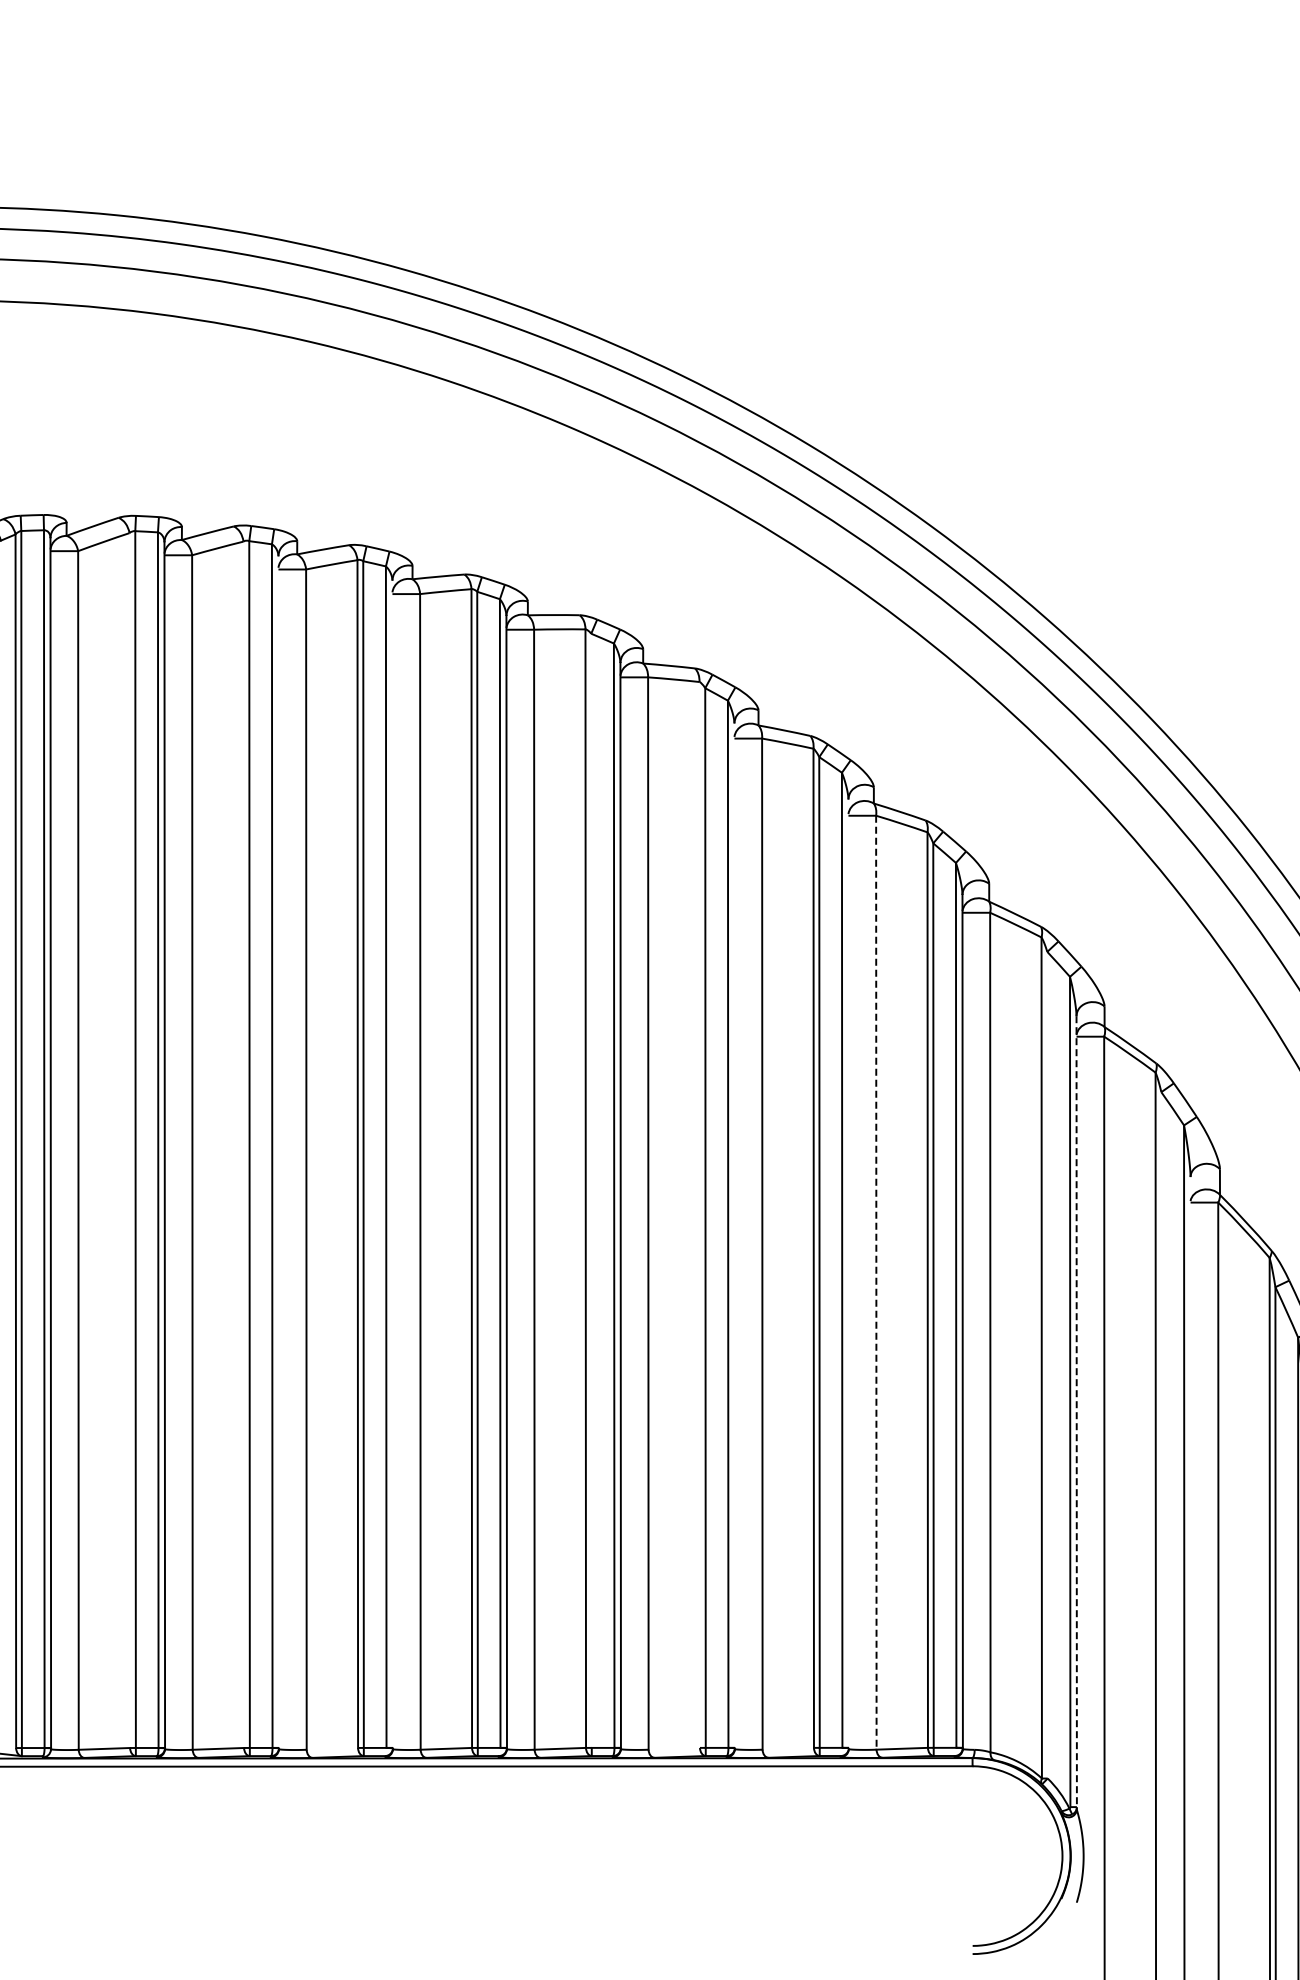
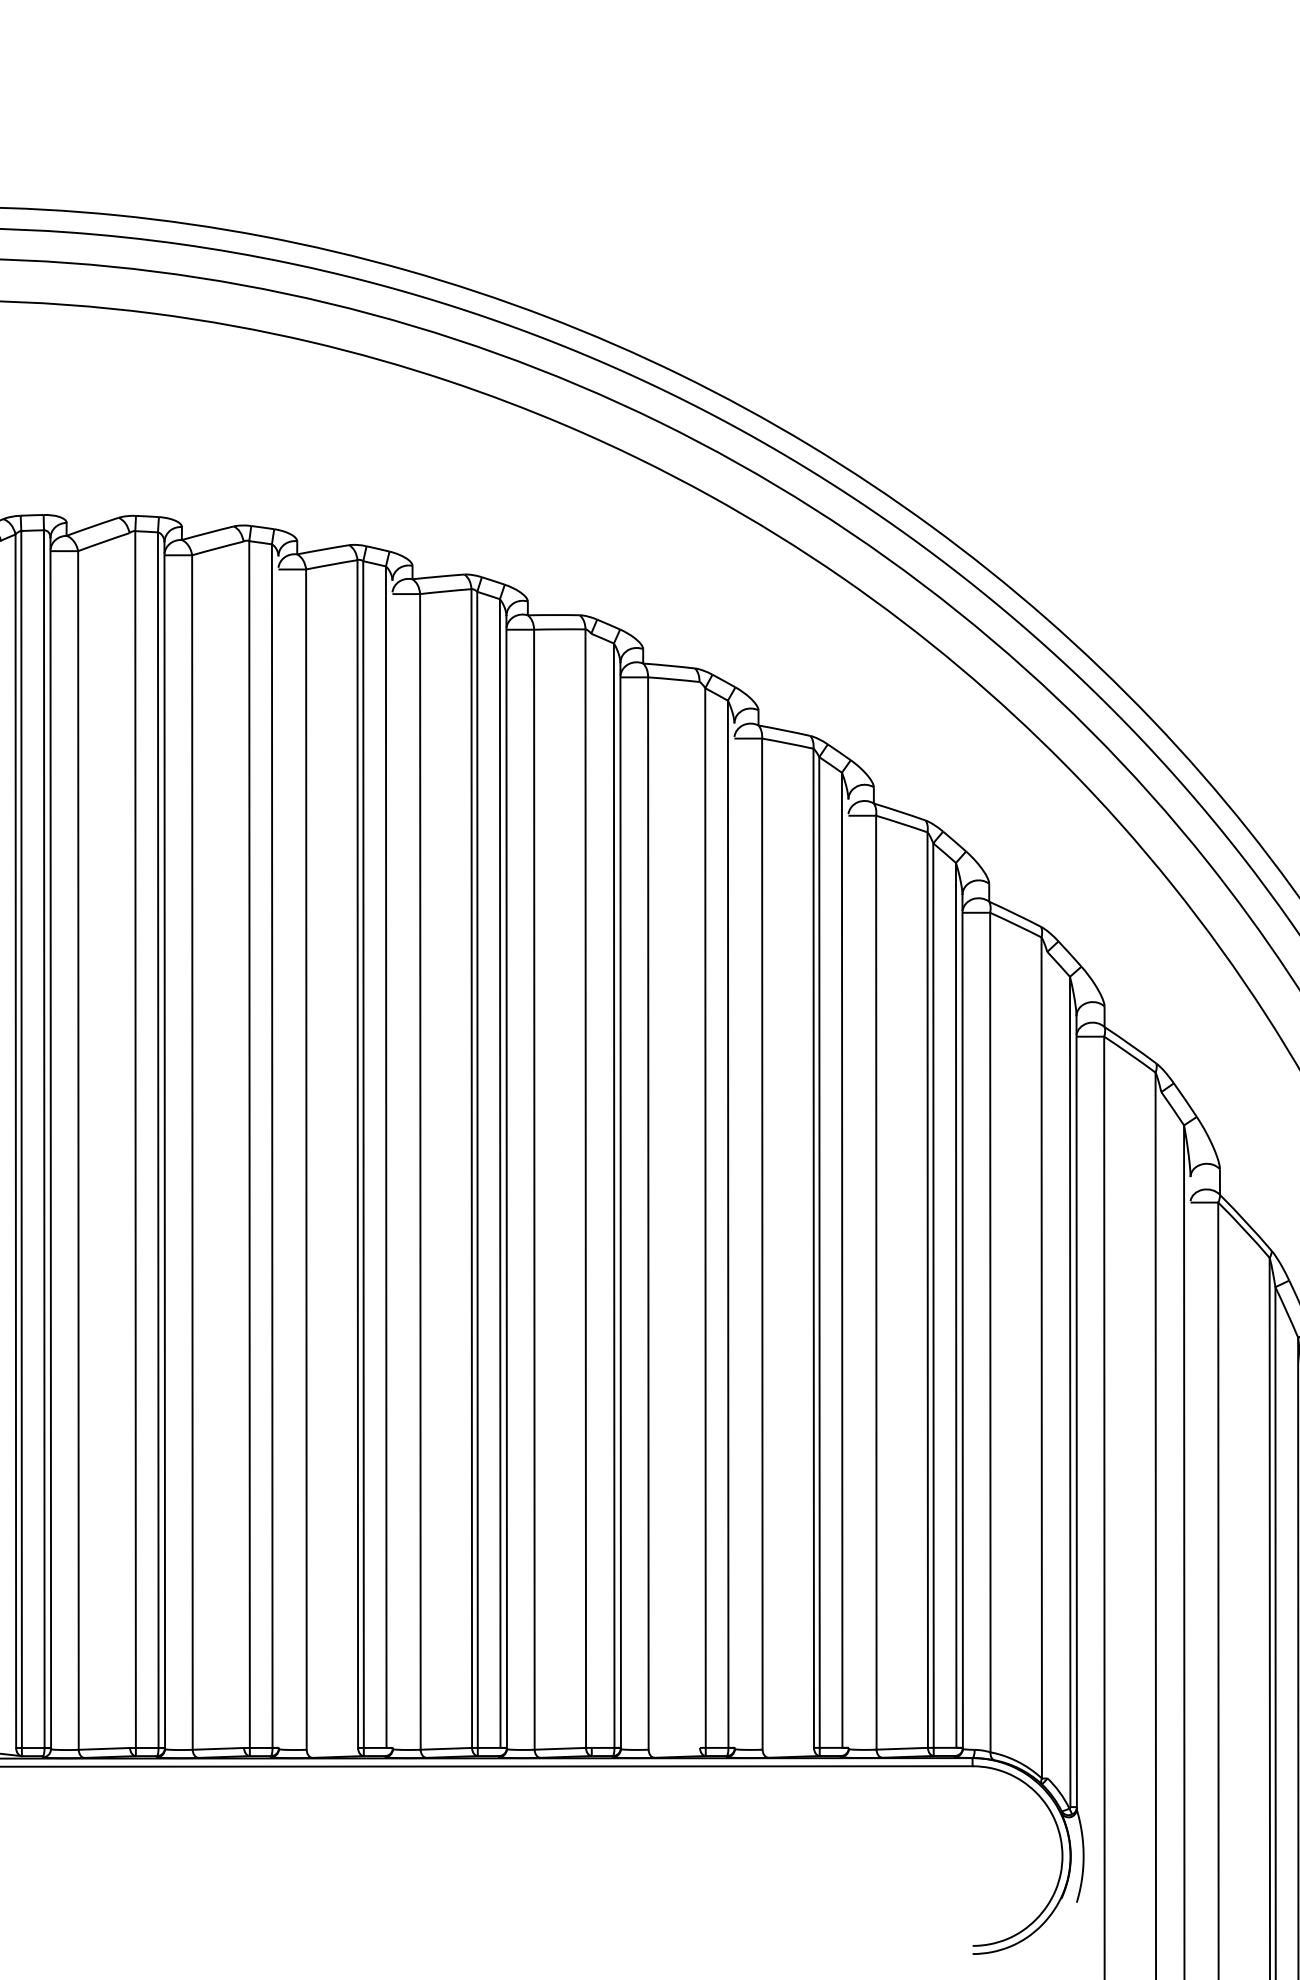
line: dashed -> solid (876, 1282)
line: dashed -> solid (1076, 1412)
